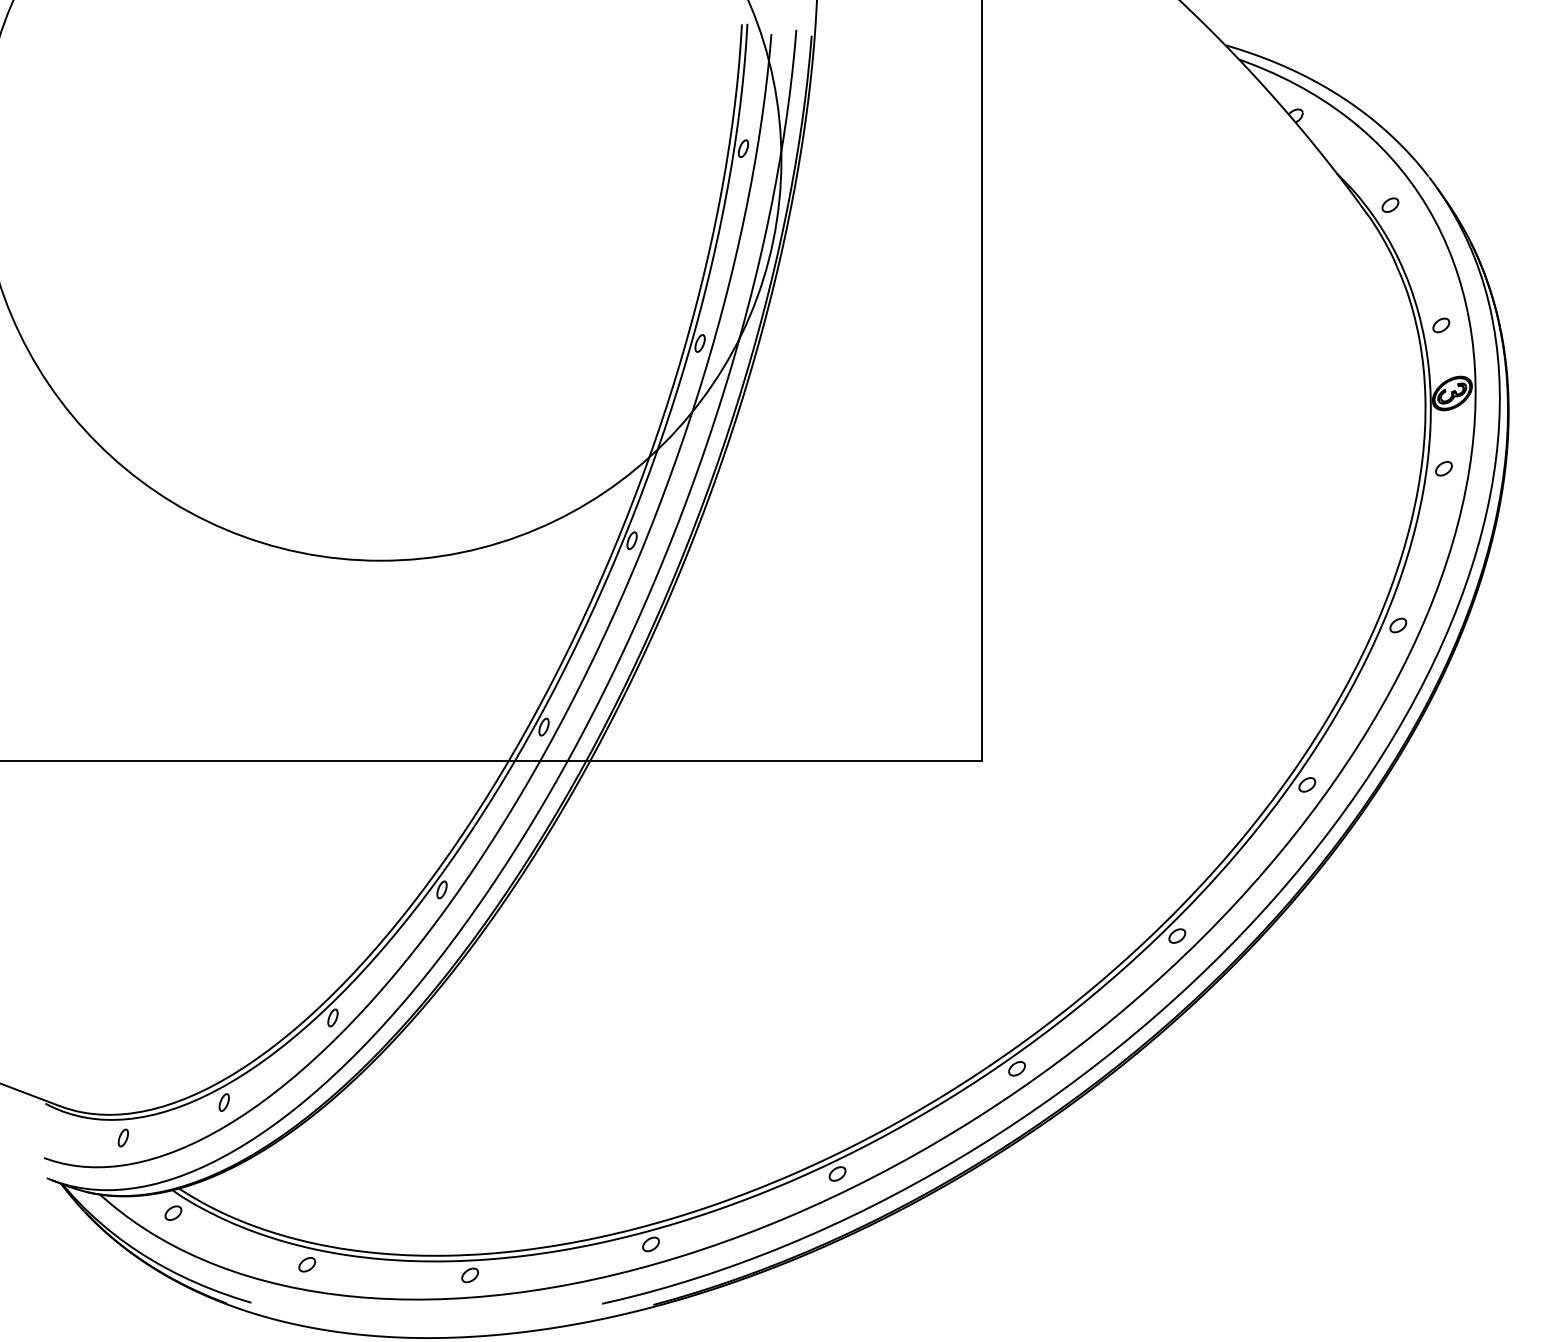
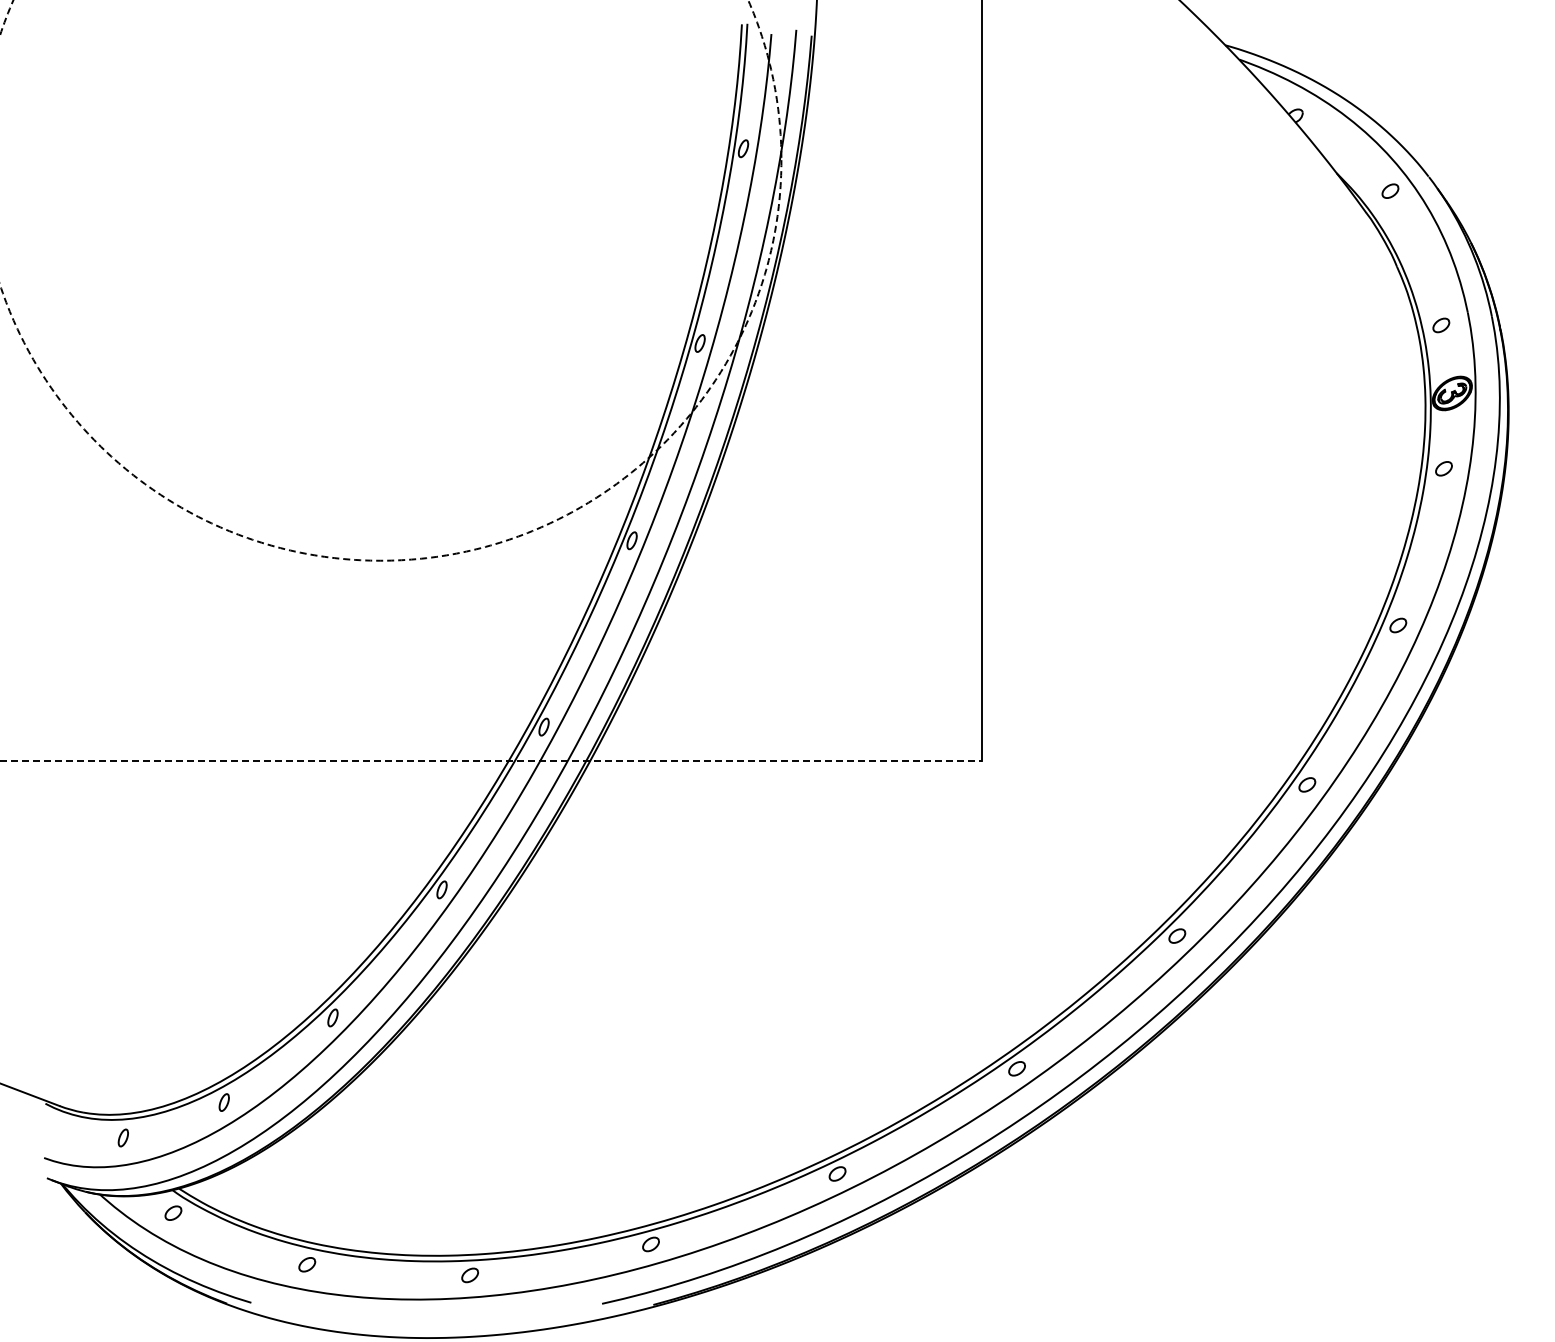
part position: (1390, 204) -> (1390, 190) (1390, 190)
circle: solid -> dashed (390, 280)
line: solid -> dashed (491, 761)
